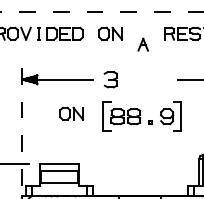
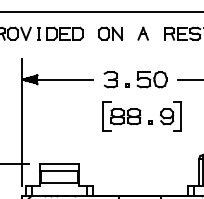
line: dashed -> solid (102, 11)
part position: (142, 44) -> (142, 33) (142, 33)
part: none -> present (146, 79)
part: present -> none (71, 113)
line: dashed -> solid (22, 122)
